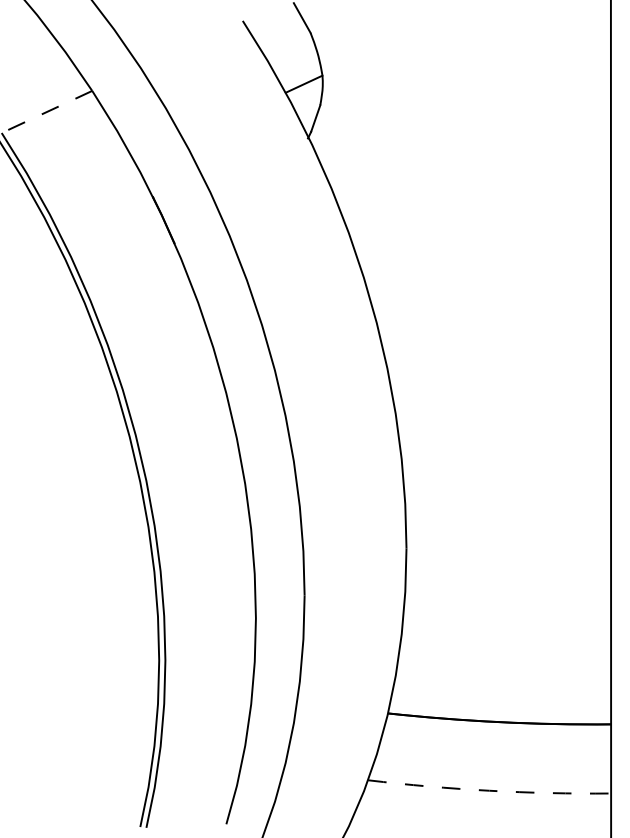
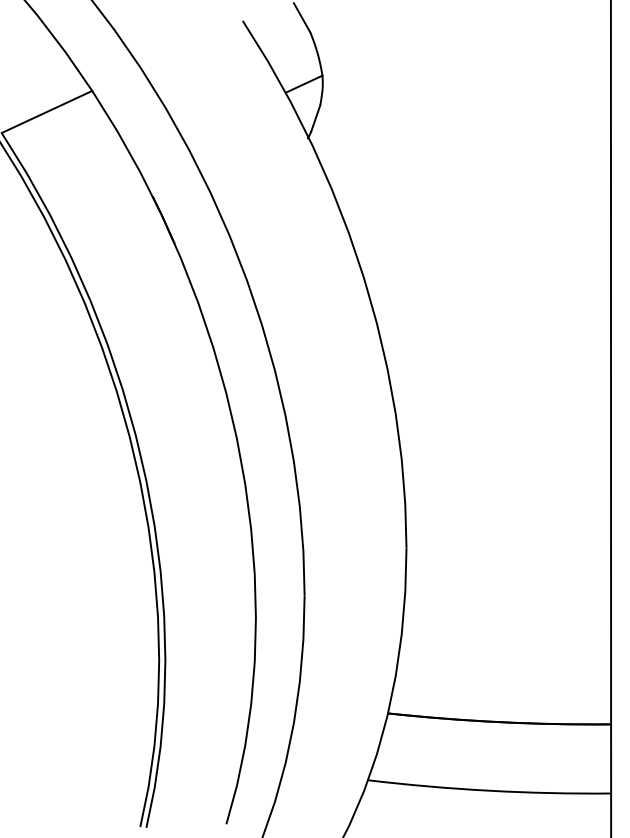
line: dashed -> solid (46, 111)
arc: dashed -> solid (489, 790)
